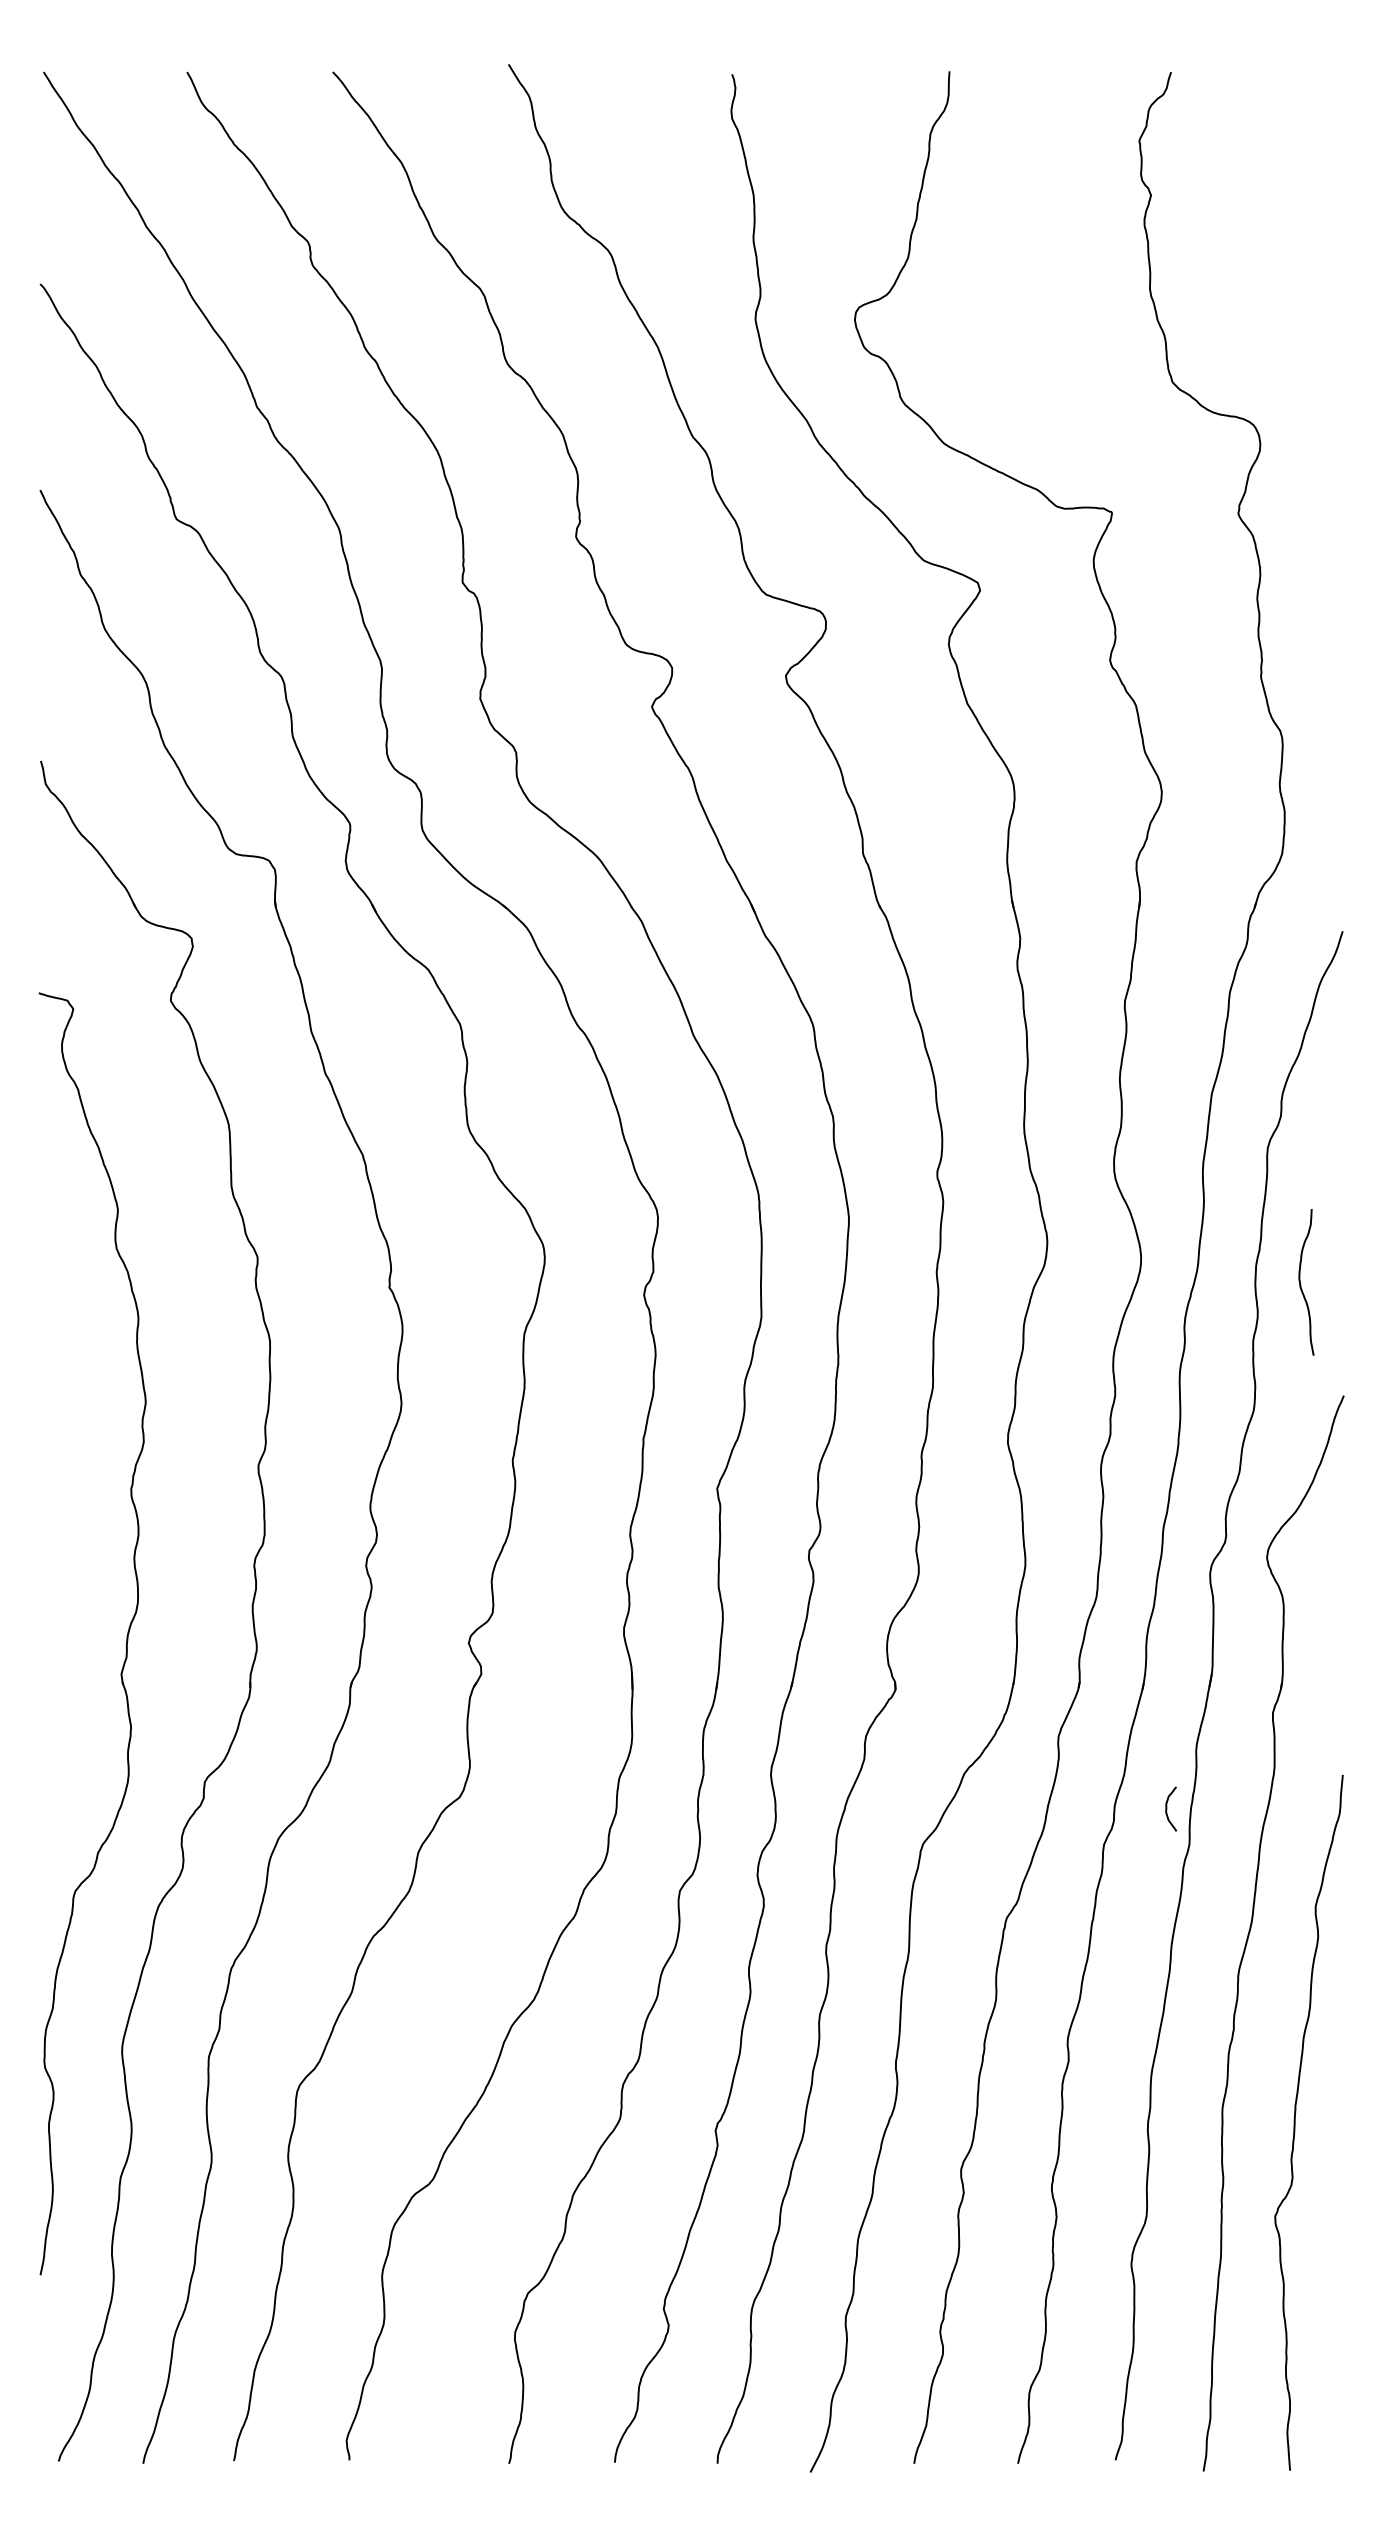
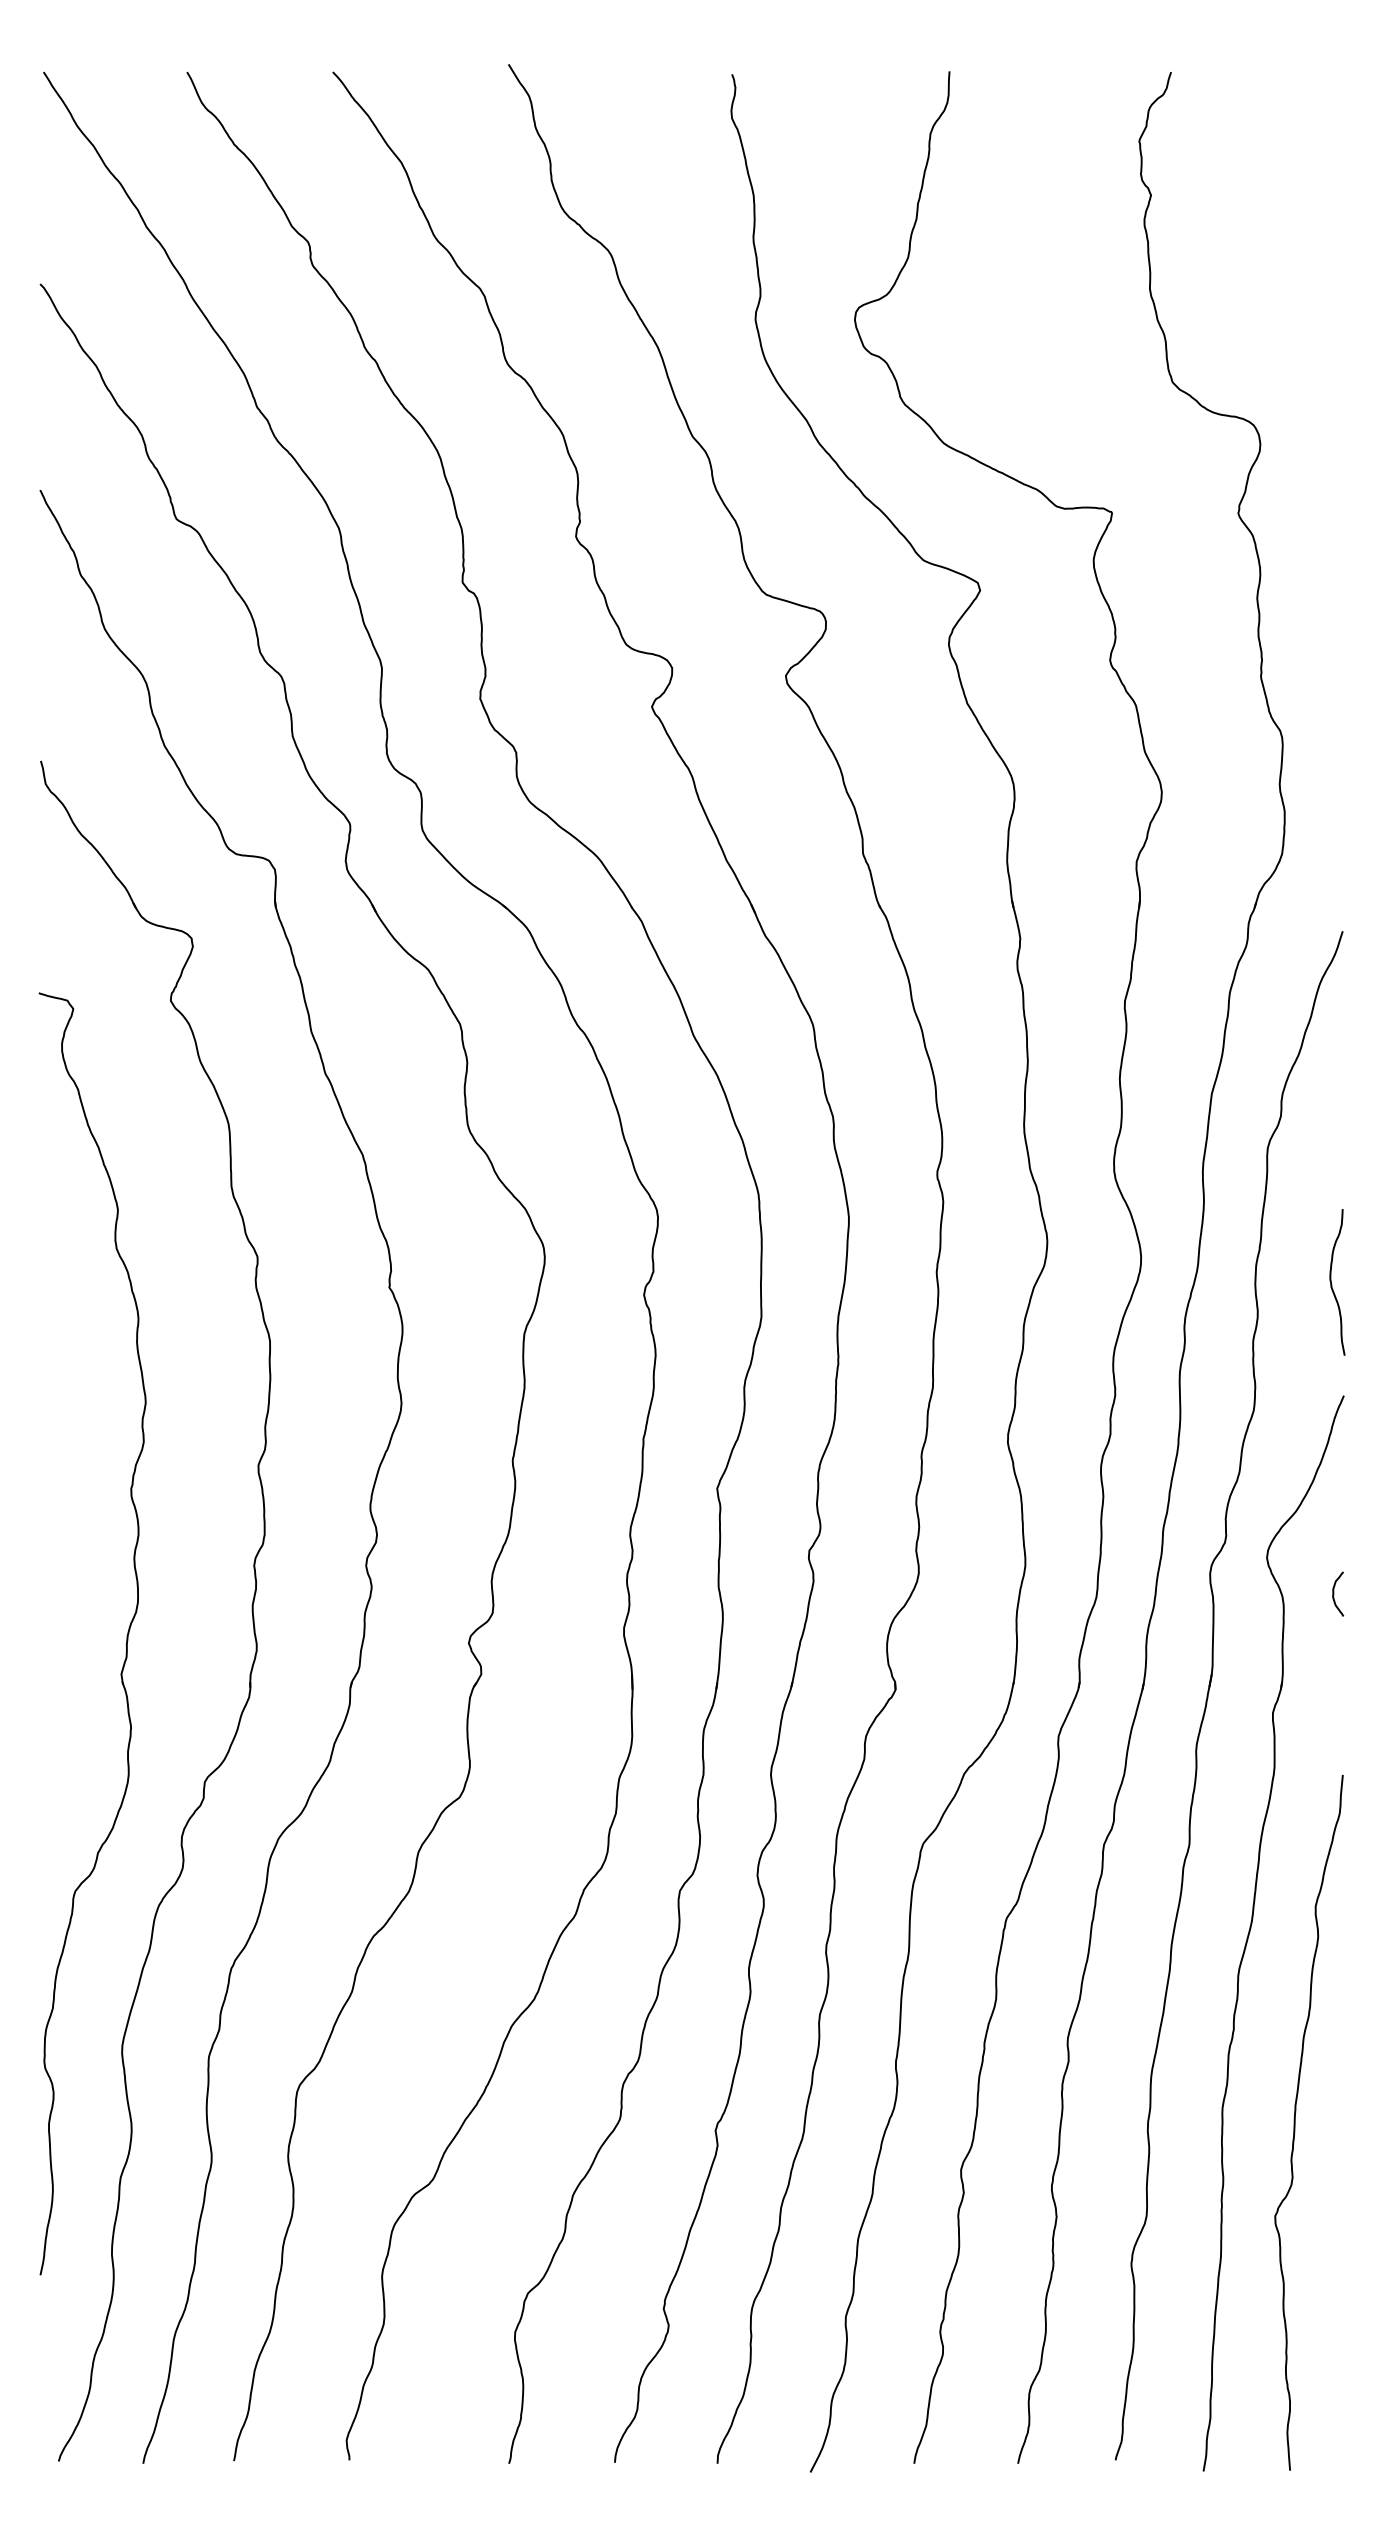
curve position: (1301, 1284) -> (1332, 1284) (1332, 1284)
curve position: (1167, 1808) -> (1334, 1593) (1334, 1593)
